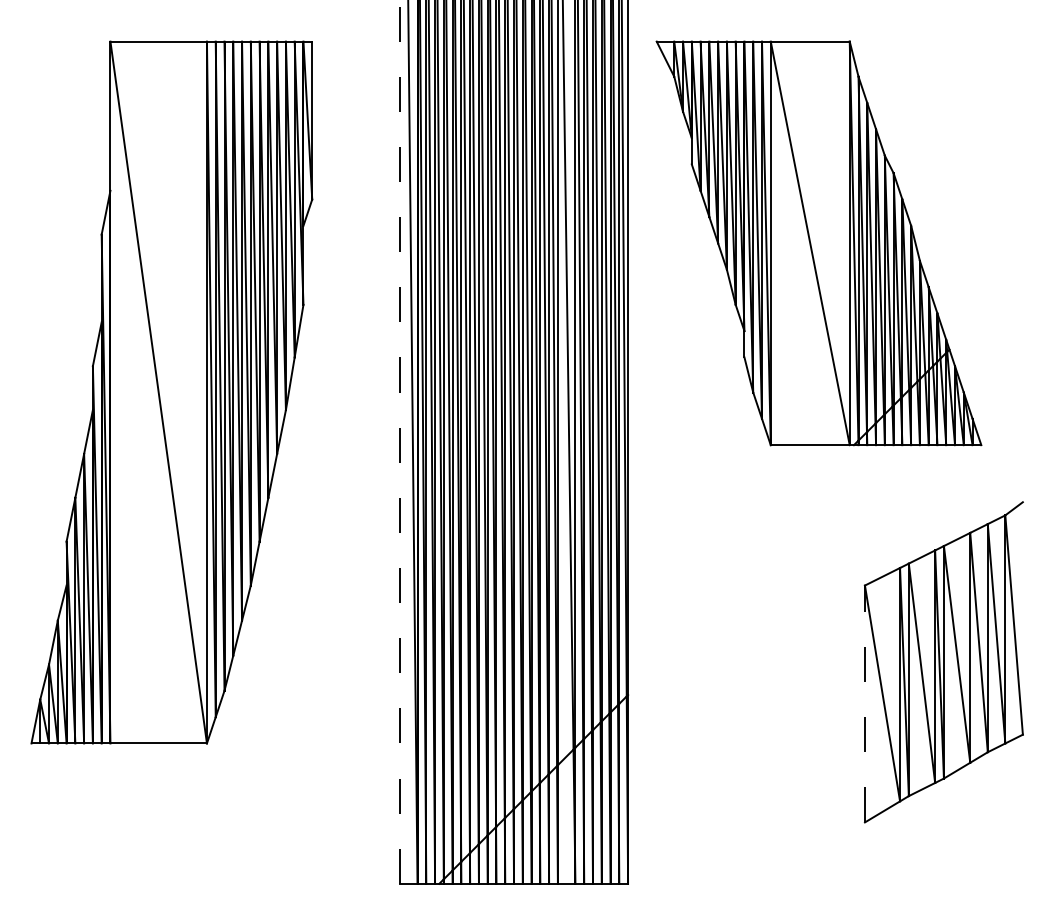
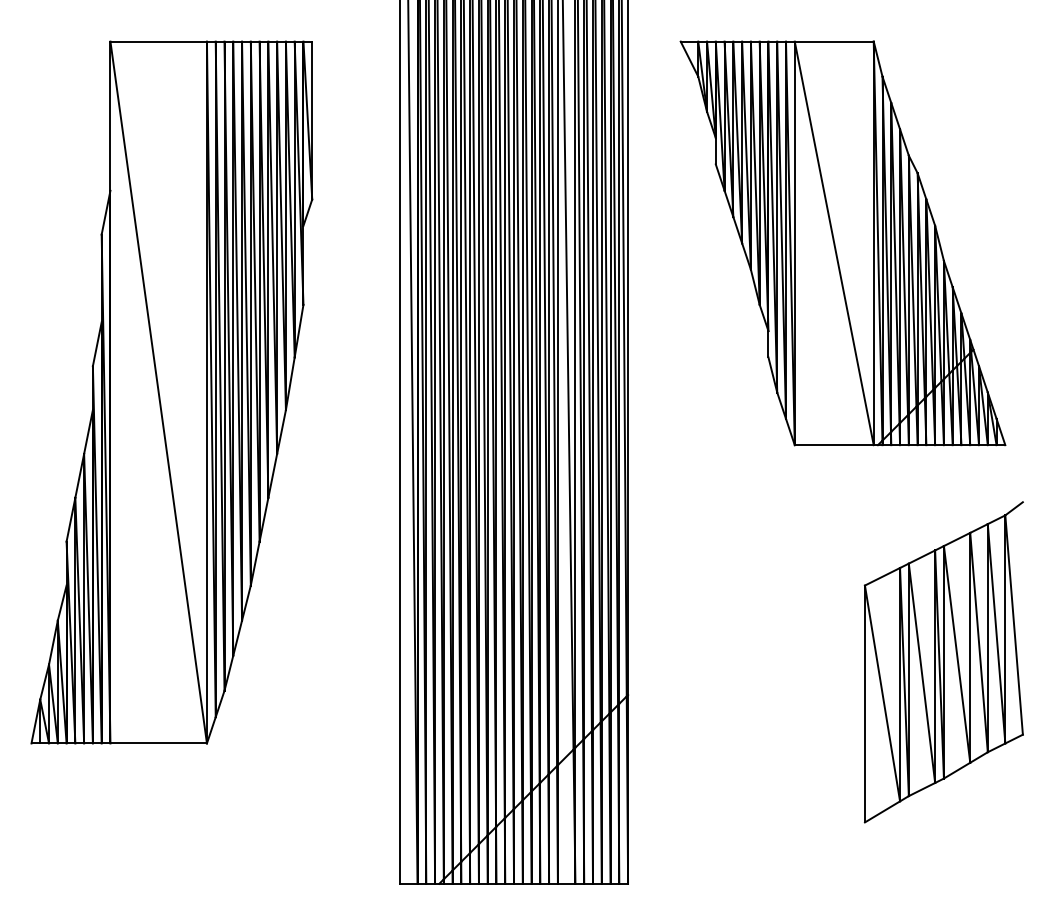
part position: (818, 243) -> (842, 243) (842, 243)
line: dashed -> solid (399, 441)
line: dashed -> solid (864, 703)
